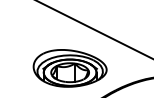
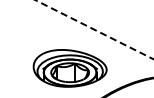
line: solid -> dashed (94, 29)
